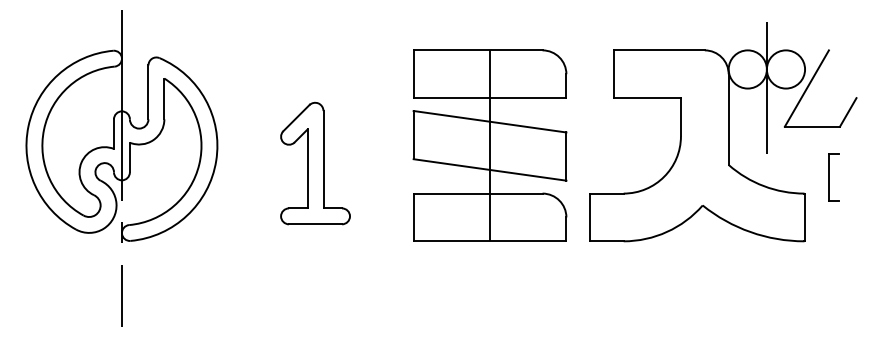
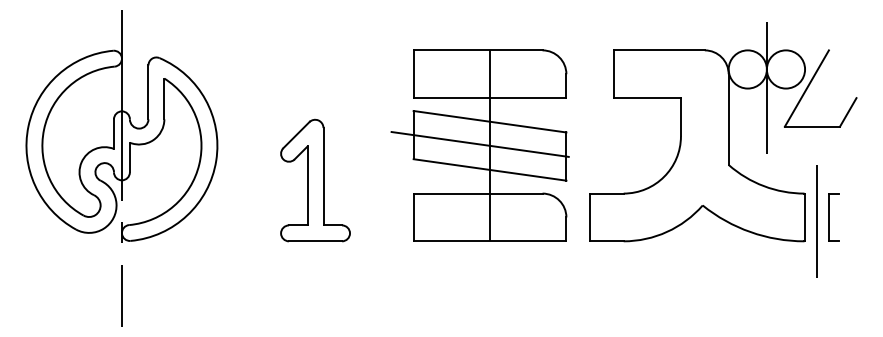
line: none -> present (479, 144)
part position: (315, 163) -> (315, 180) (315, 180)
part position: (833, 177) -> (833, 217) (833, 217)
line: none -> present (817, 220)
